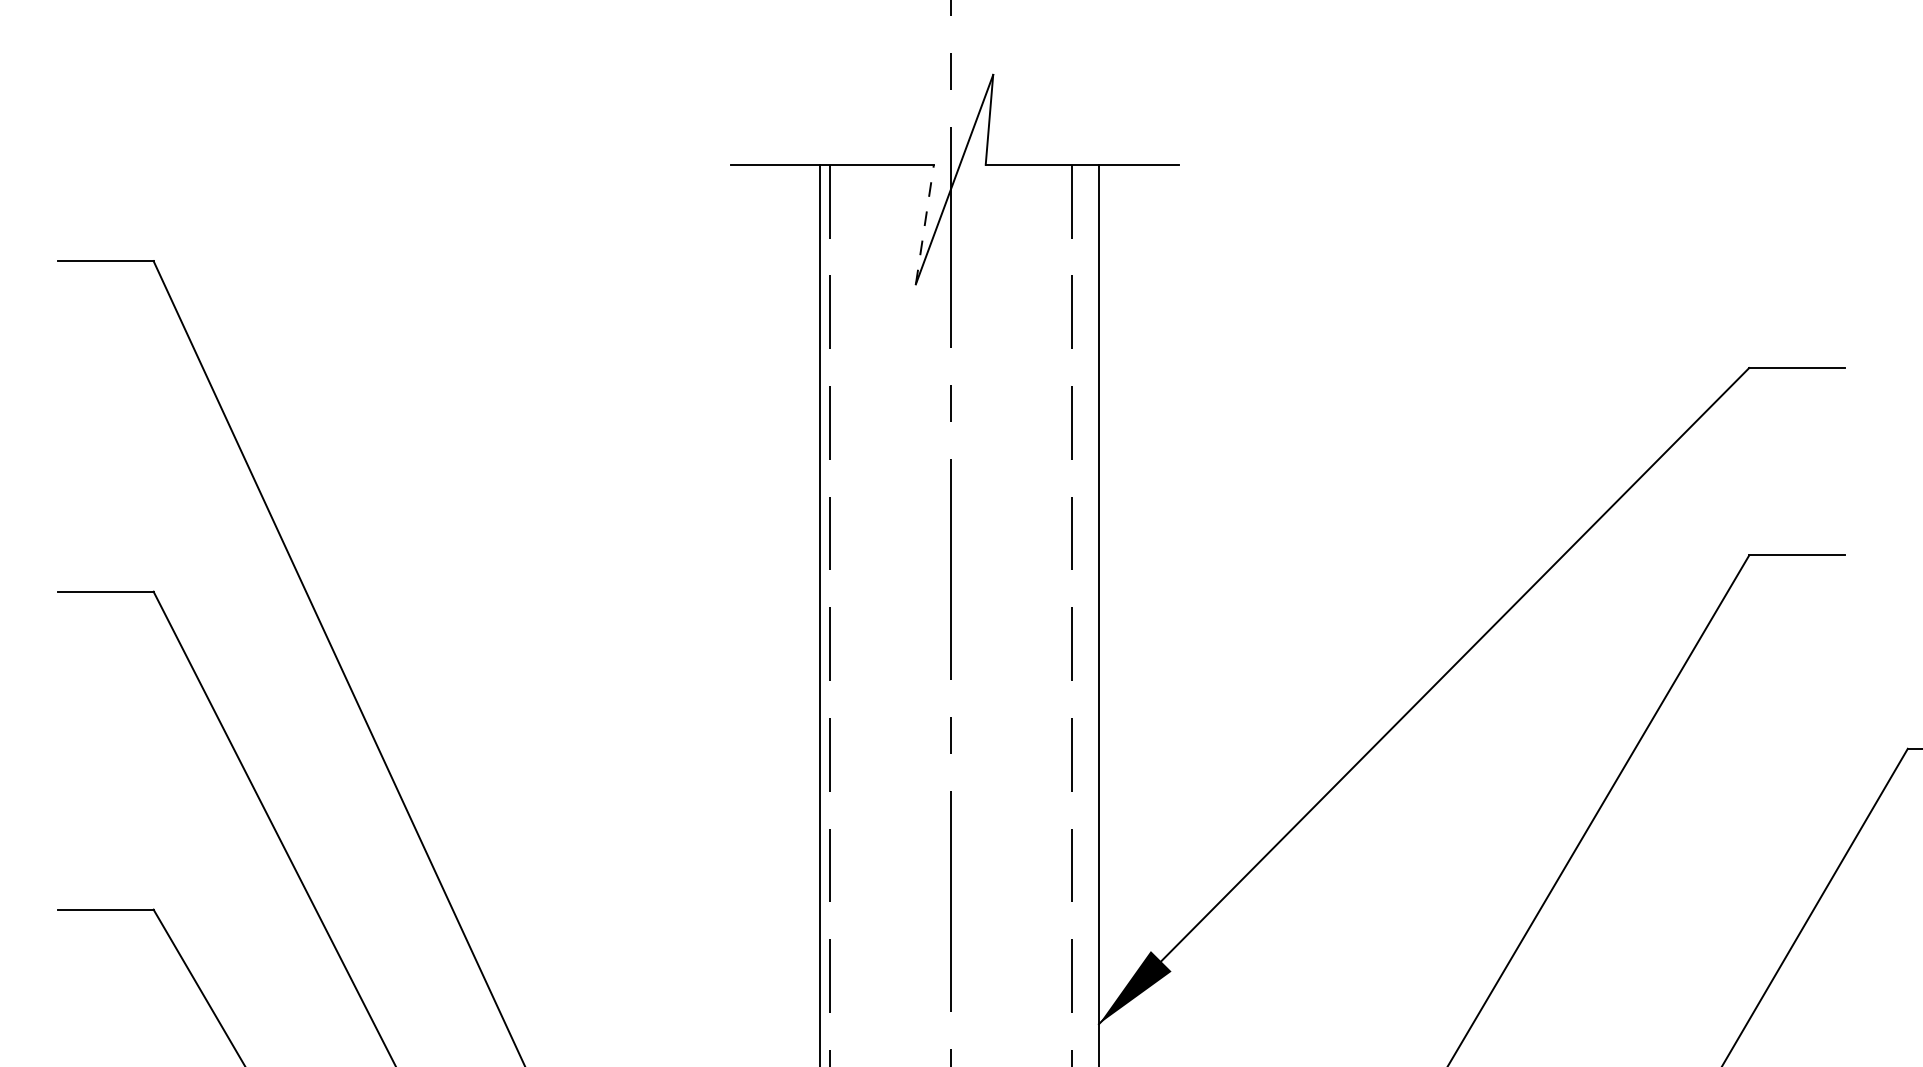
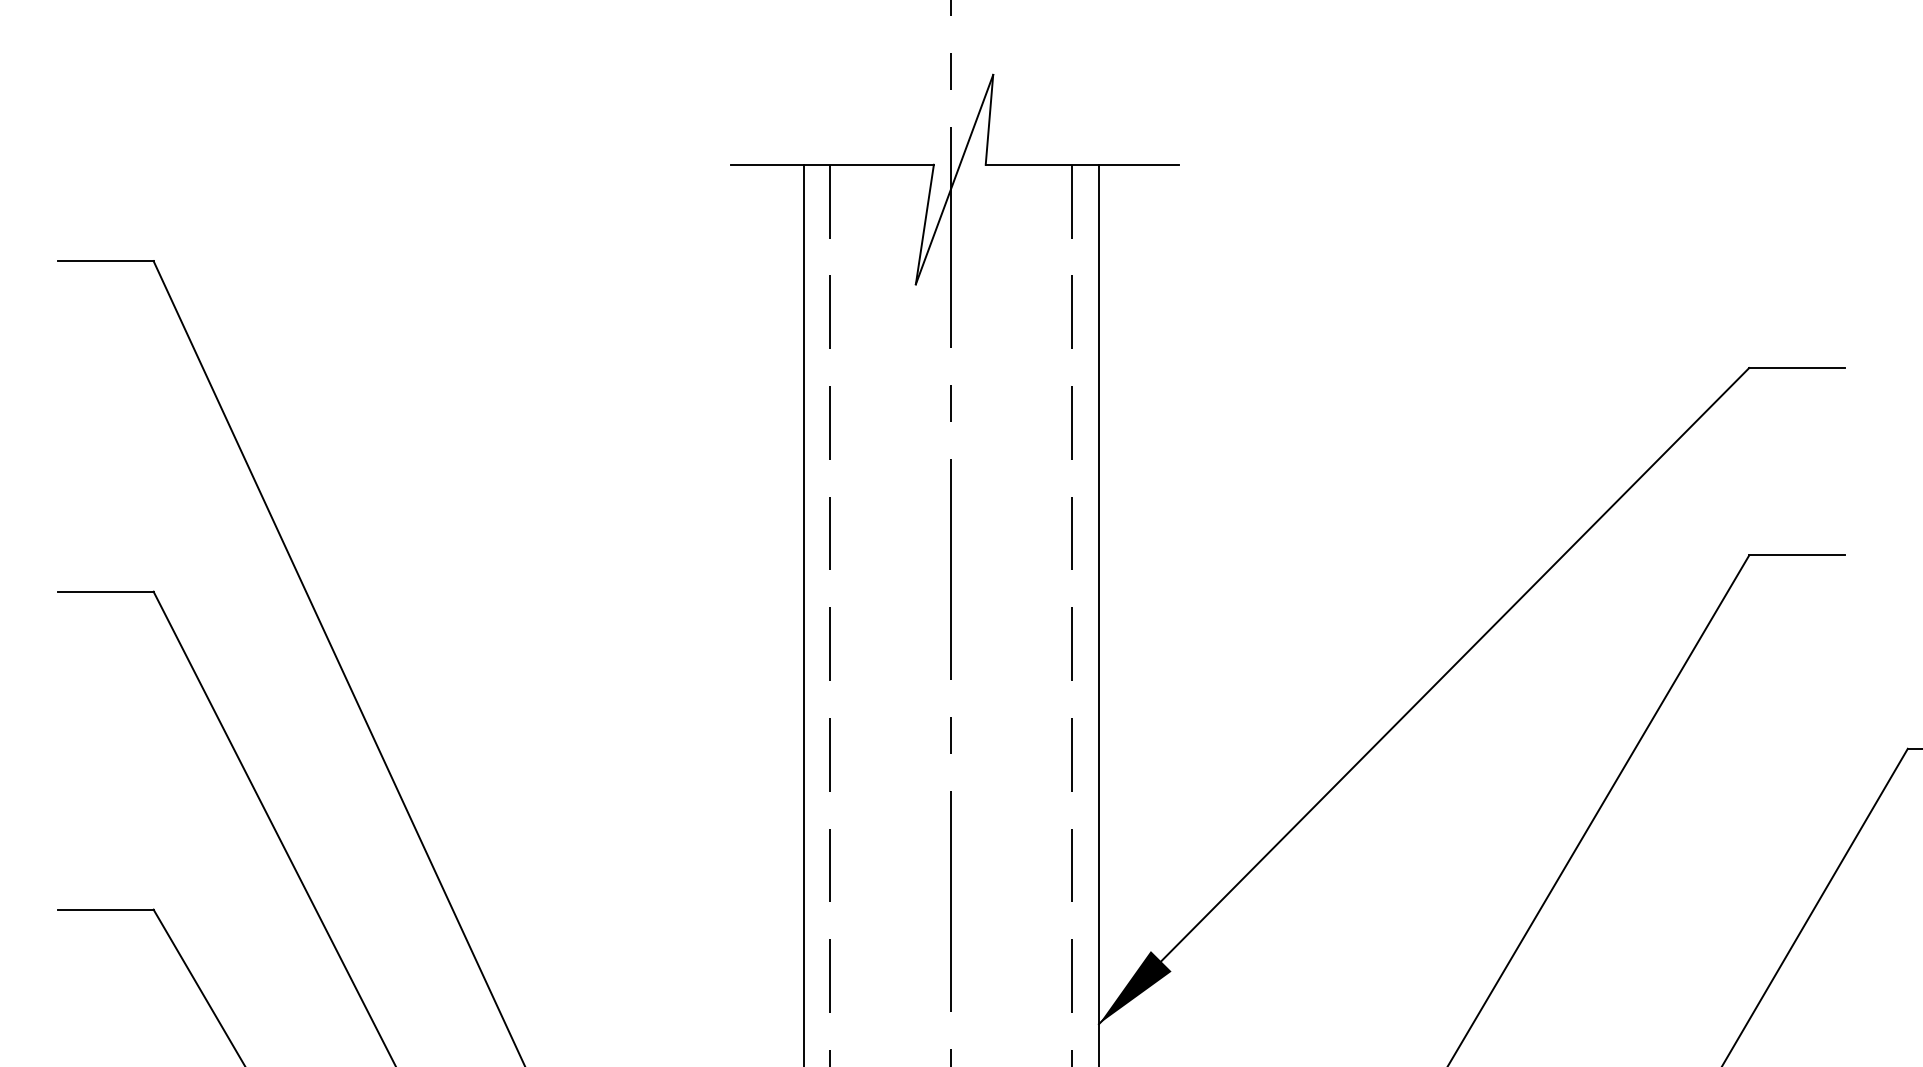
line: dashed -> solid (924, 224)
line position: (819, 613) -> (803, 613) (803, 613)
